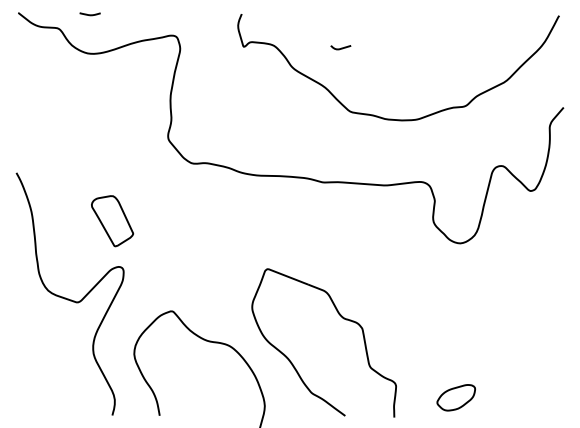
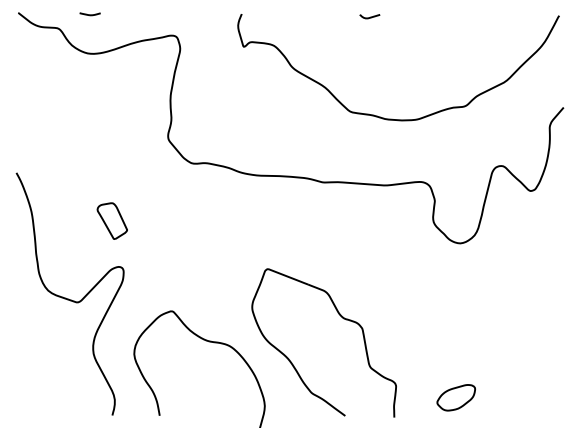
curve position: (341, 47) -> (370, 16) (370, 16)
part size: 44x53 px -> 32x38 px (111, 220)
